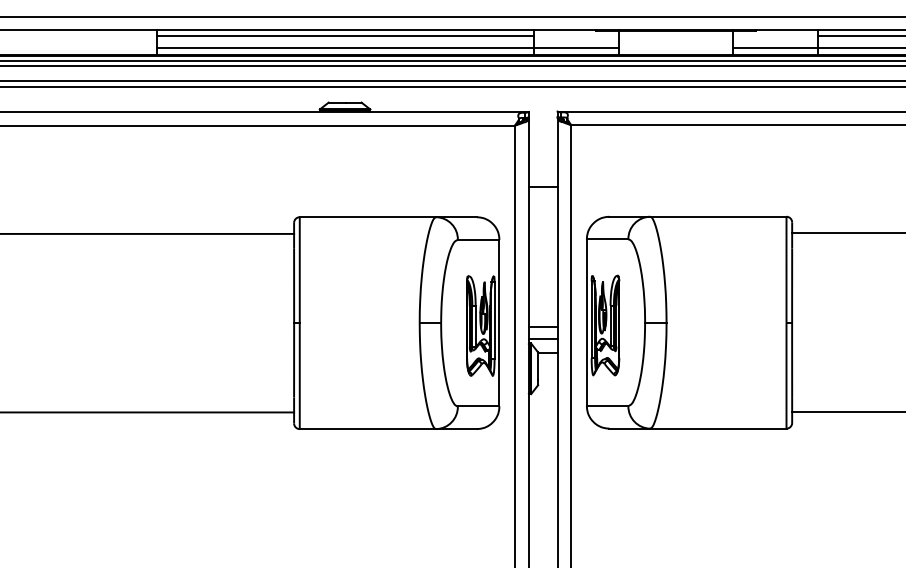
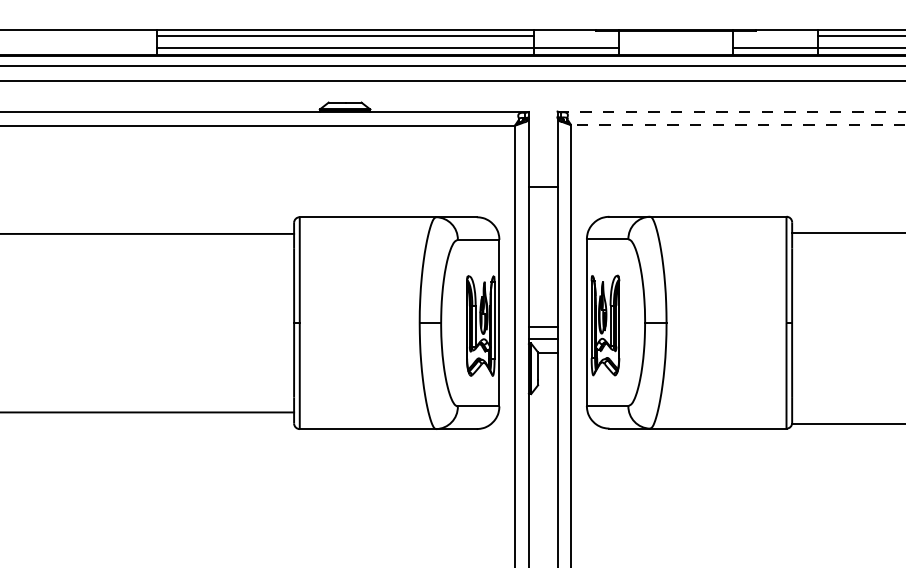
line: present -> none (452, 16)
line: present -> none (452, 60)
line: present -> none (452, 87)
line: solid -> dashed (731, 111)
line: solid -> dashed (738, 125)
line position: (847, 411) -> (847, 423) (847, 423)
